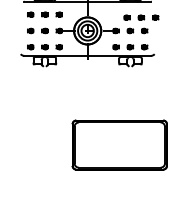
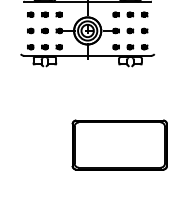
part position: (141, 17) -> (130, 14) (130, 14)
